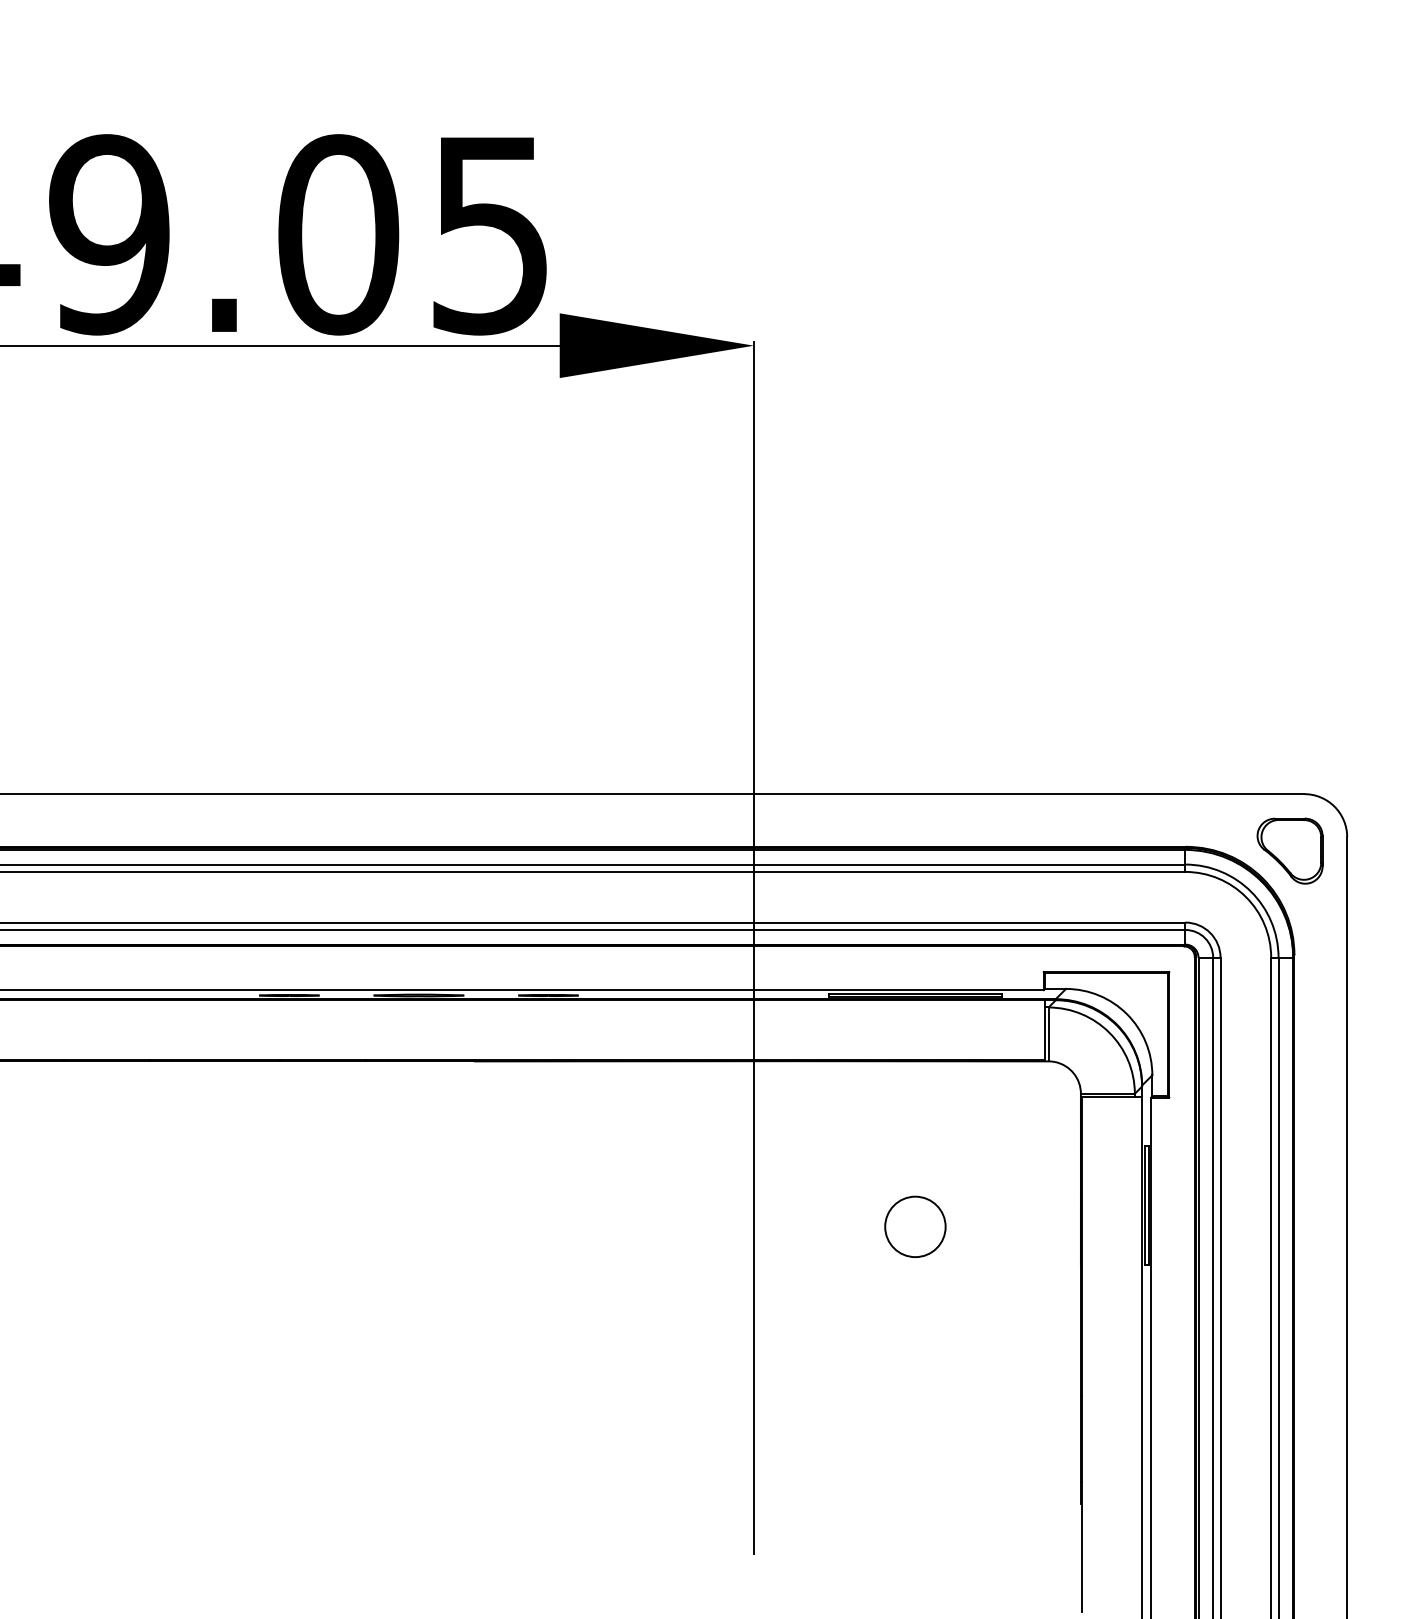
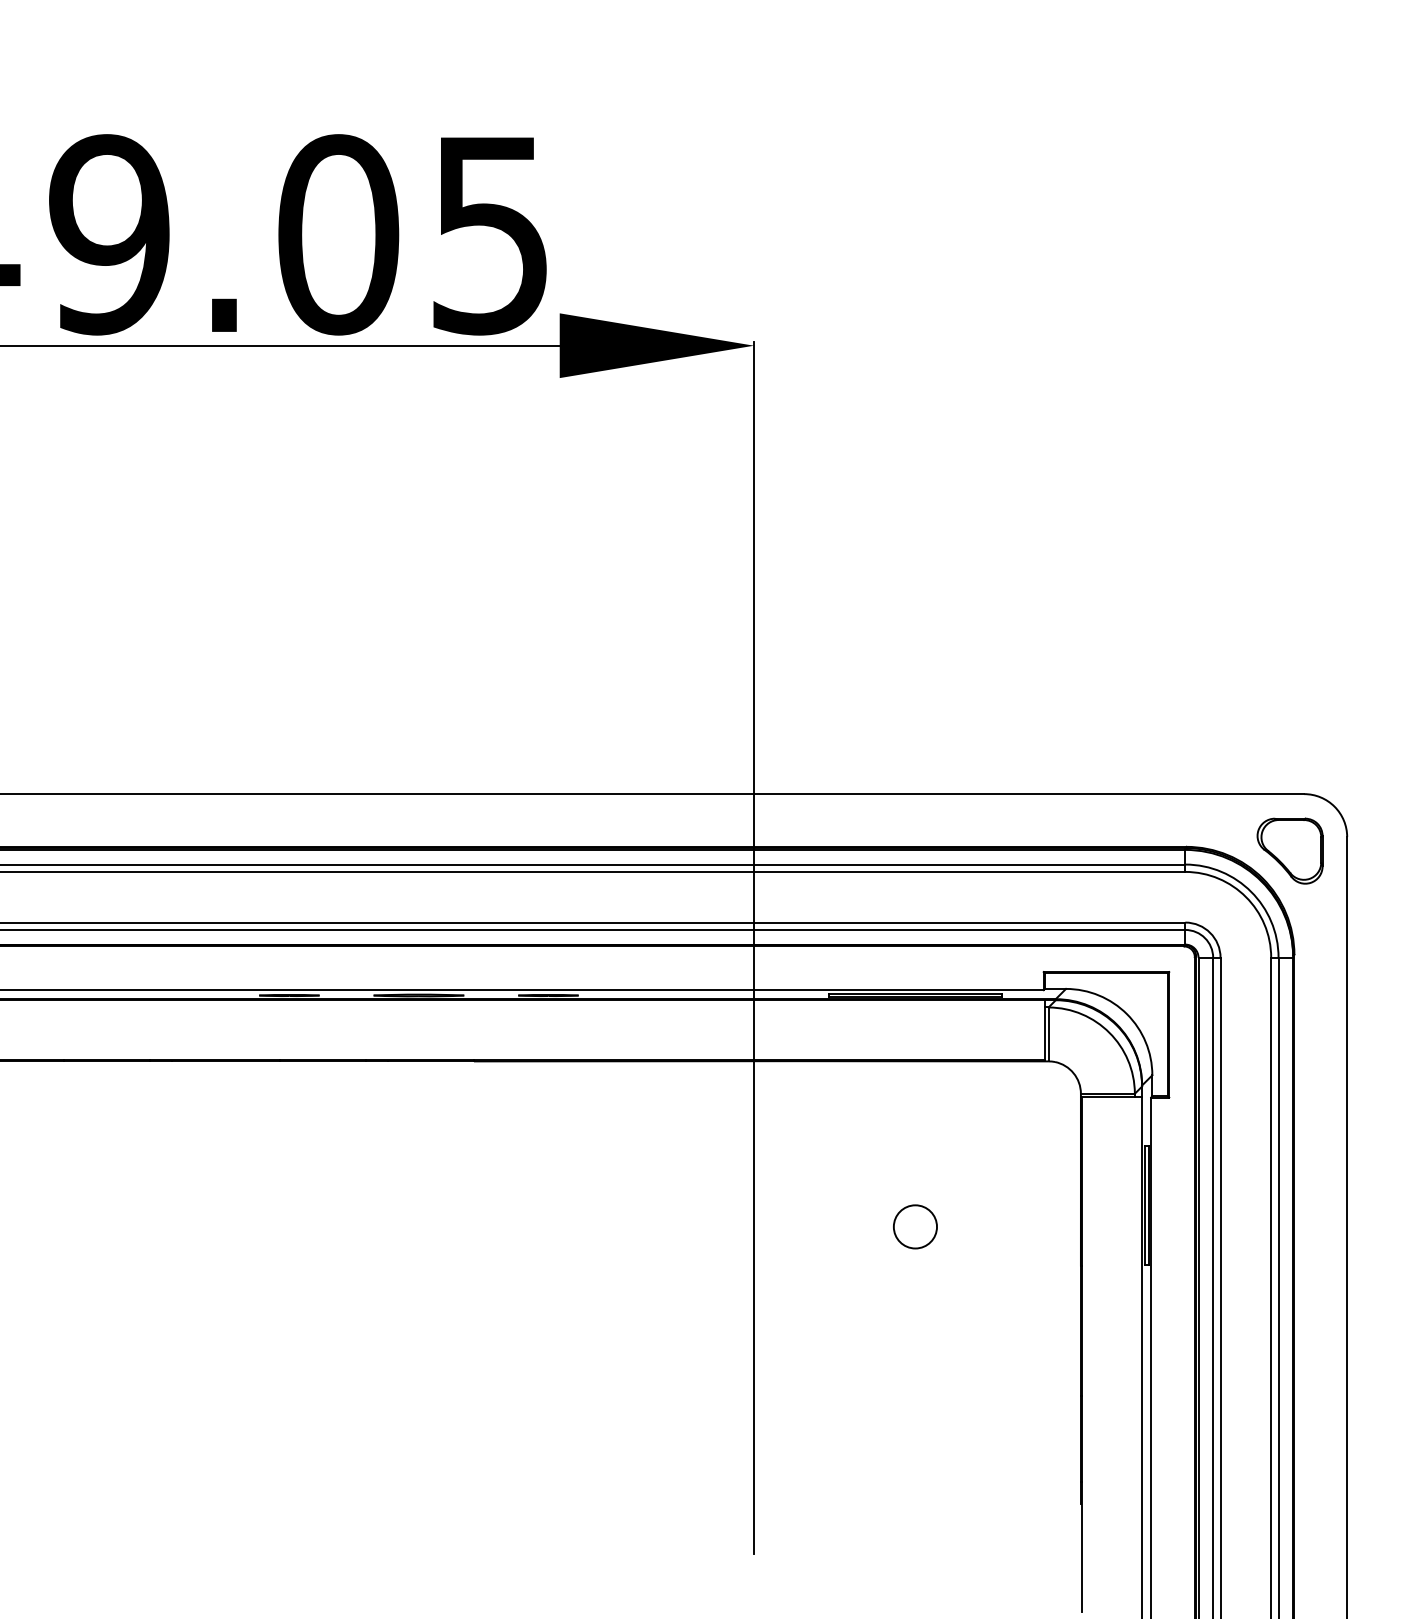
circle diameter: 60 px -> 43 px (915, 1226)
